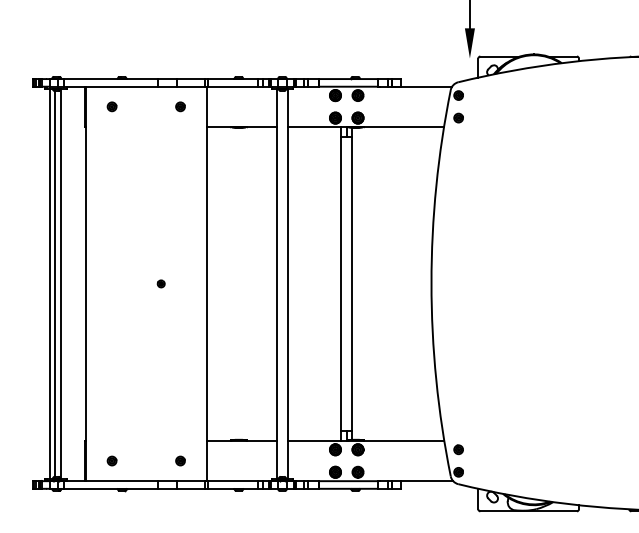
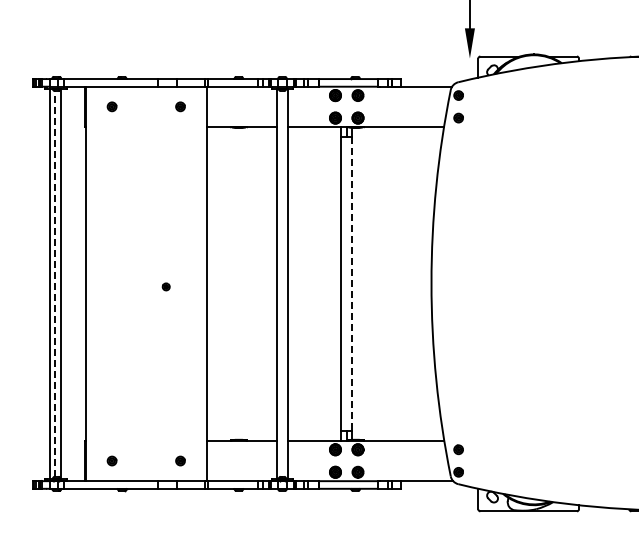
line: solid -> dashed (55, 283)
part position: (160, 283) -> (165, 286) (165, 286)
line: solid -> dashed (352, 283)
